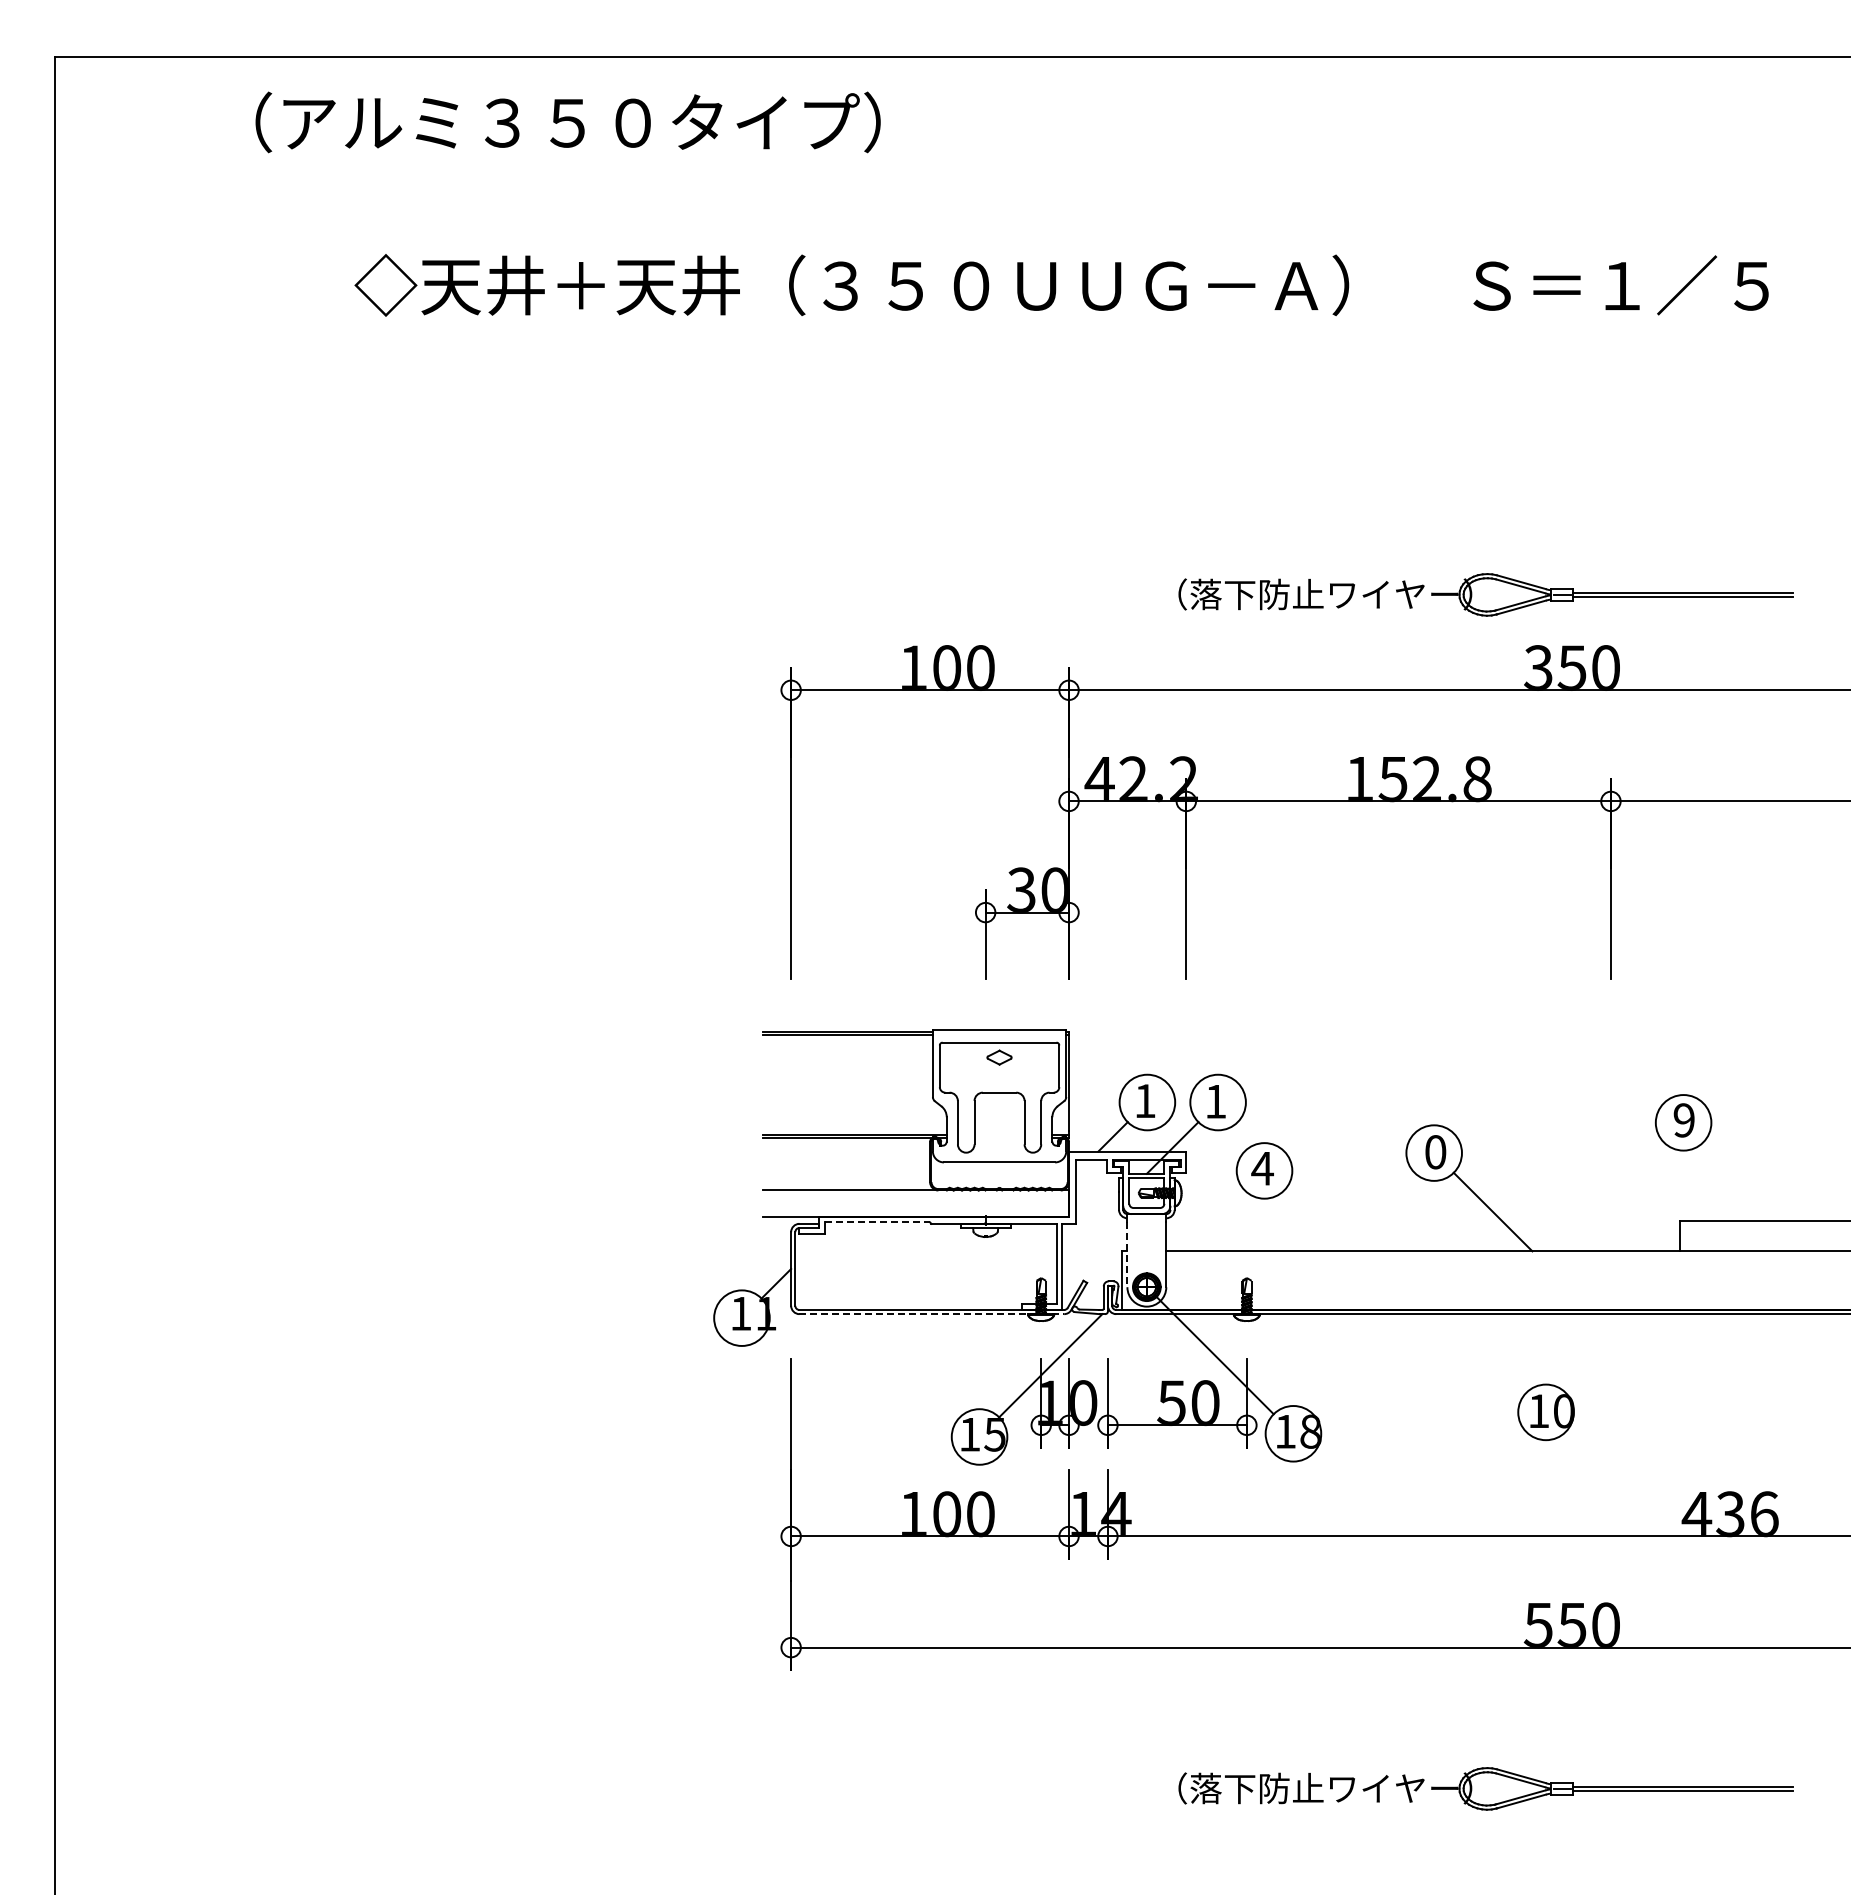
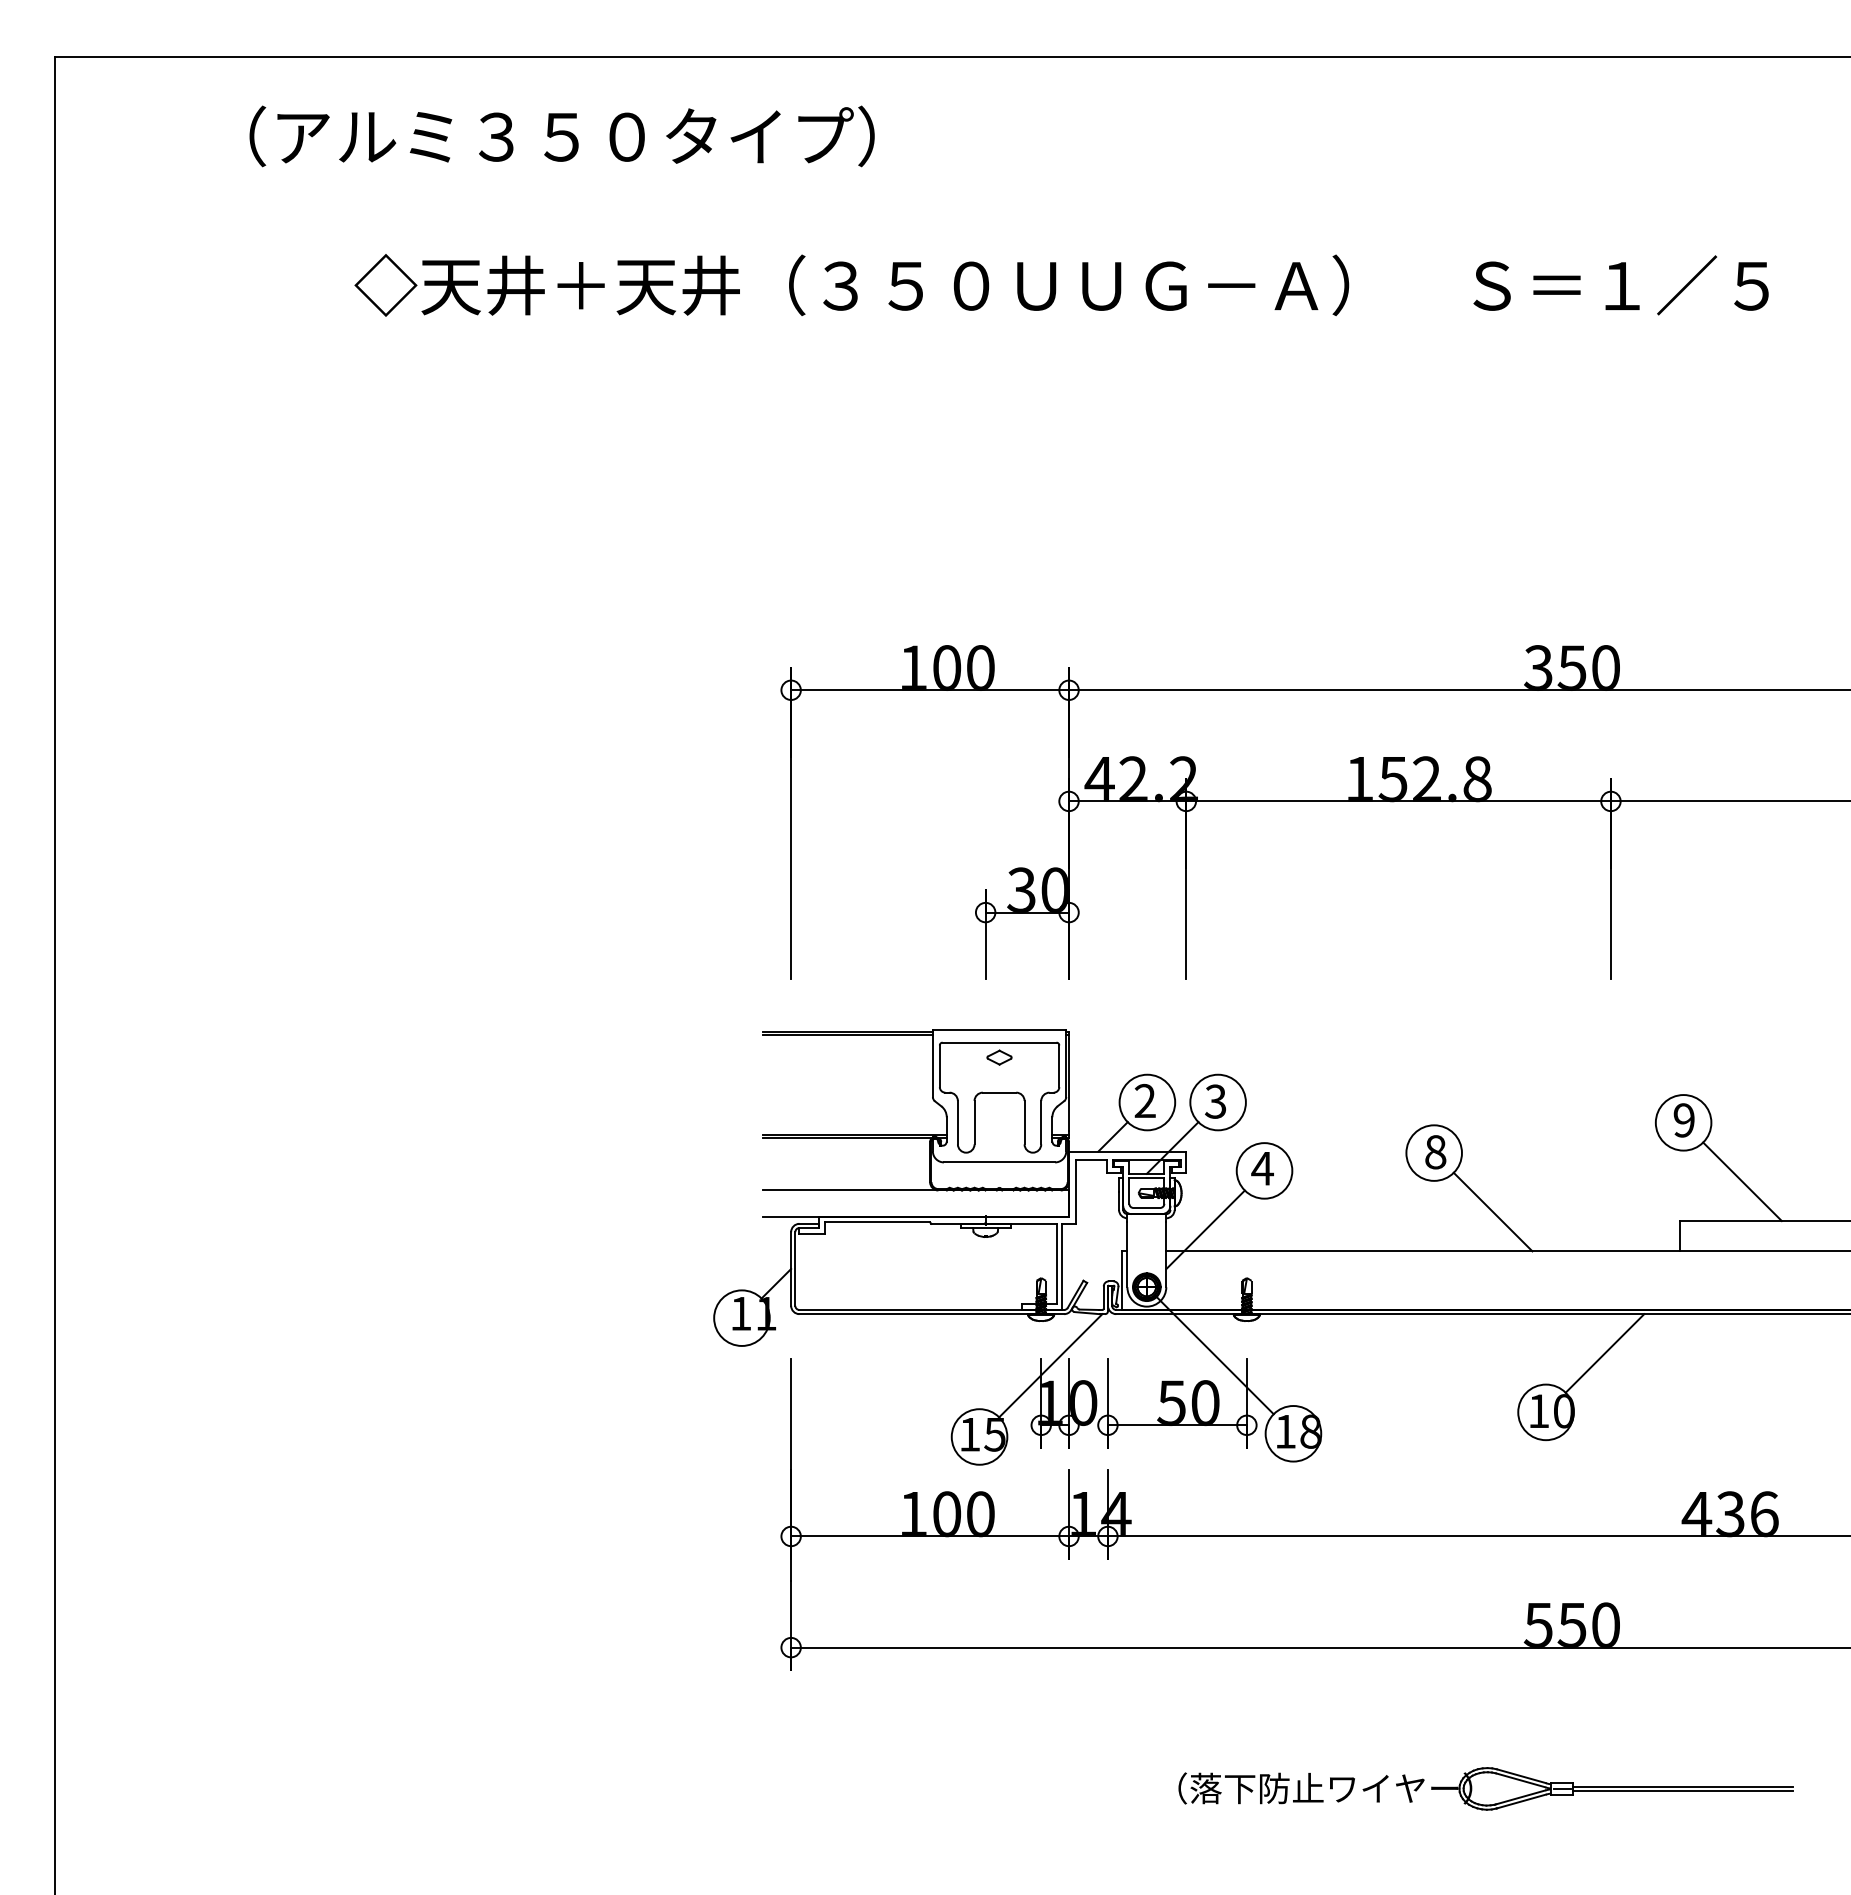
text position: (567, 122) -> (561, 136) (561, 136)
part: present -> none (1485, 594)
text: 1 -> 2 (1144, 1100)
text: 1 -> 3 (1215, 1101)
text: 0 -> 8 (1435, 1152)
line: none -> present (1742, 1181)
line: dashed -> solid (877, 1222)
line: none -> present (1205, 1229)
line: dashed -> solid (1127, 1255)
line: dashed -> solid (932, 1314)
line: none -> present (1604, 1353)
